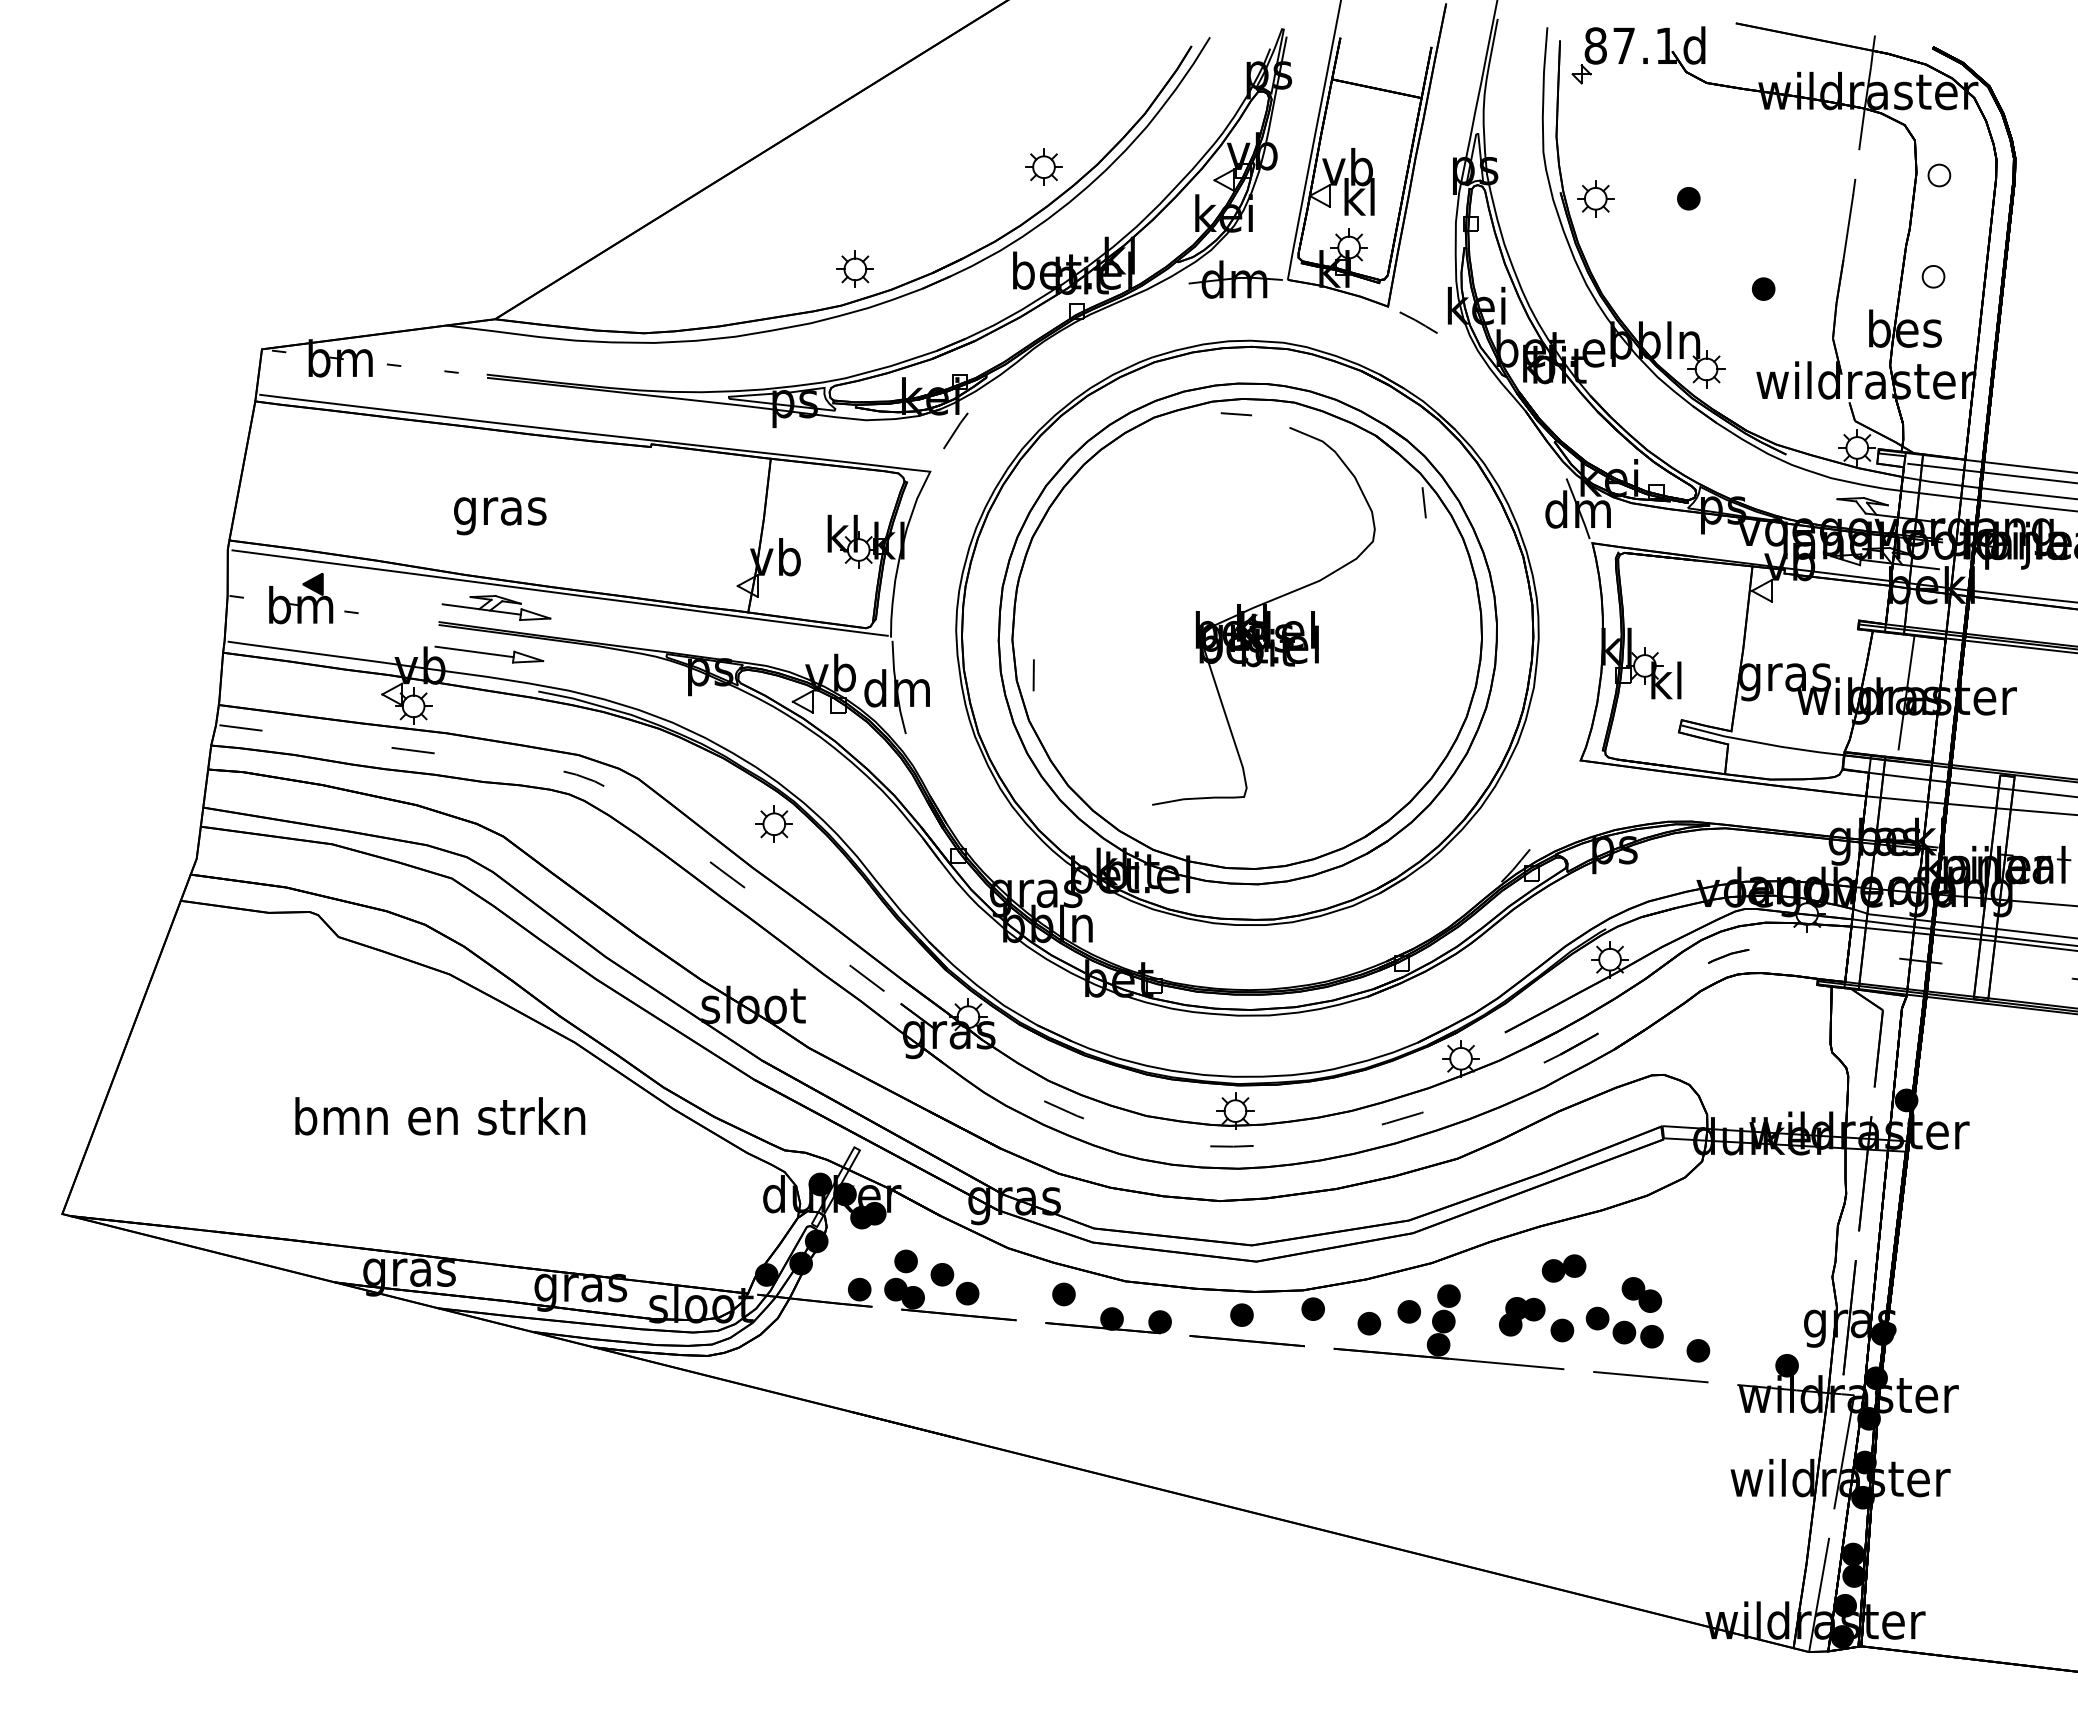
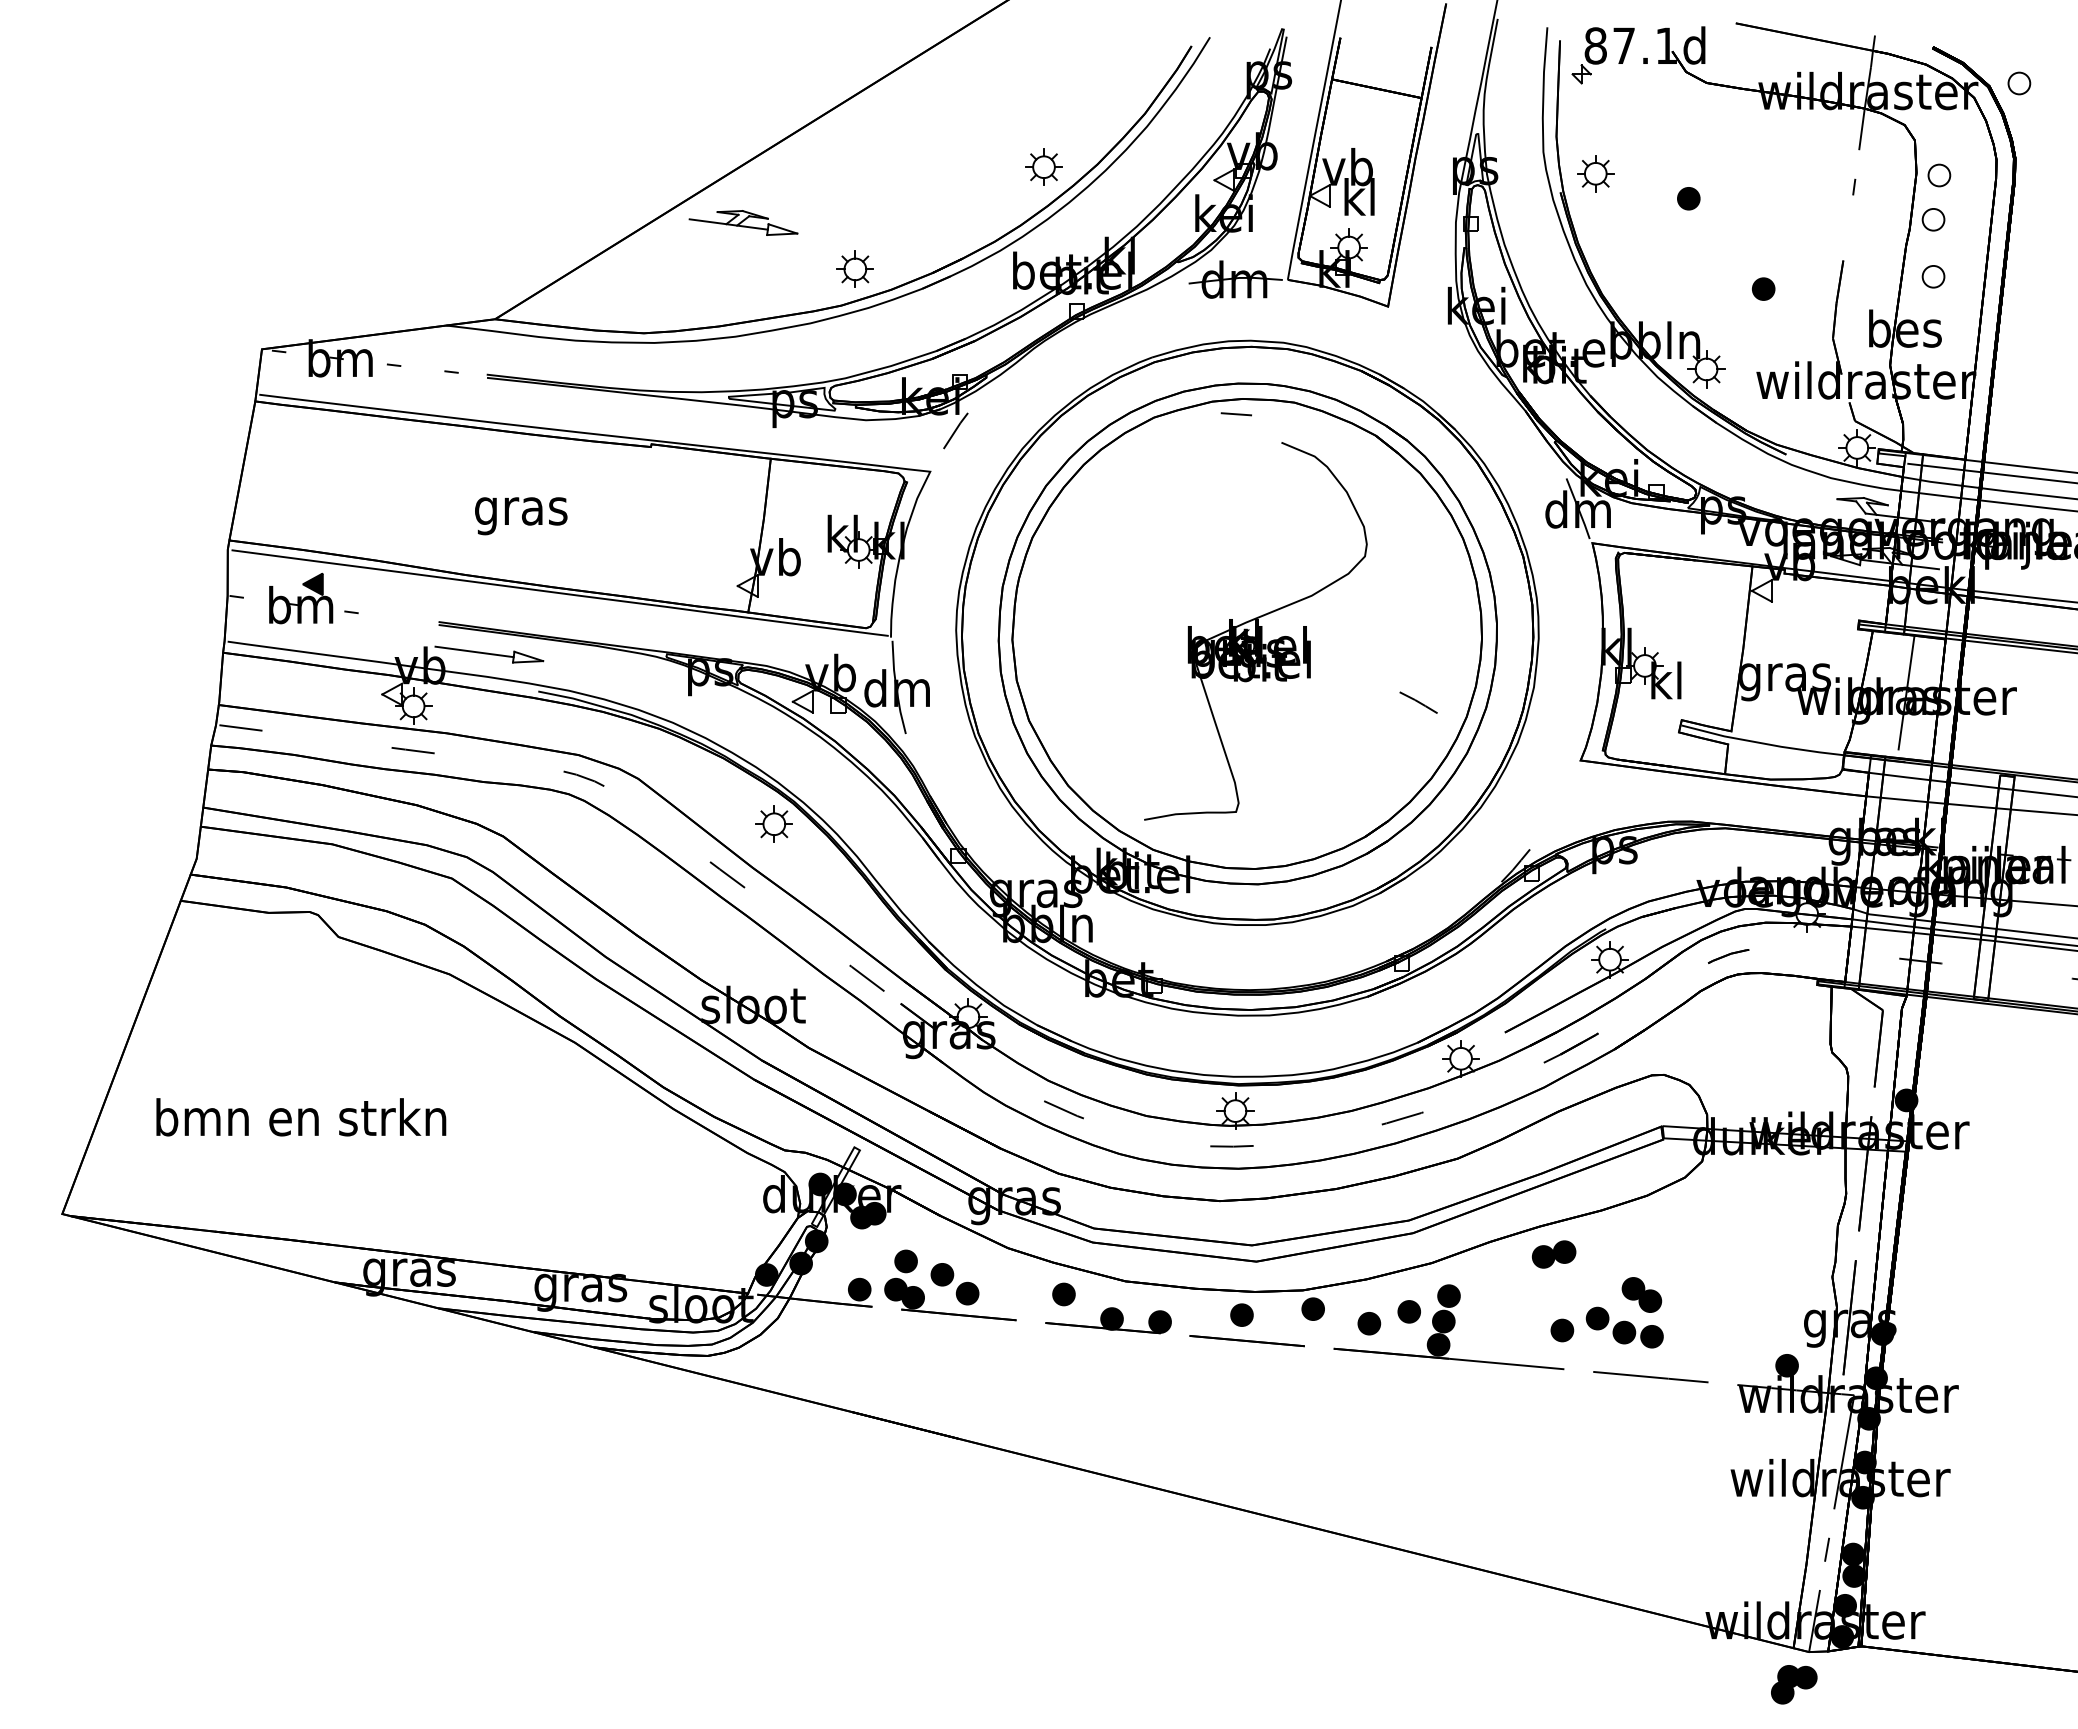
part: none -> present (2019, 83)
part position: (1595, 198) -> (1595, 173) (1595, 173)
part: none -> present (1933, 219)
line: present -> none (1848, 227)
line position: (1418, 322) -> (1418, 702) (1418, 702)
line: present -> none (1423, 502)
text position: (500, 516) -> (521, 516) (521, 516)
part position: (496, 607) -> (743, 222) (743, 222)
part position: (1263, 616) -> (1255, 631) (1255, 631)
line: present -> none (1033, 675)
text position: (440, 1116) -> (301, 1117) (301, 1117)
part position: (1563, 1268) -> (1553, 1254) (1553, 1254)
part position: (1522, 1316) -> (1794, 1684) (1794, 1684)
part: present -> none (1698, 1350)
line: present -> none (1822, 1575)
